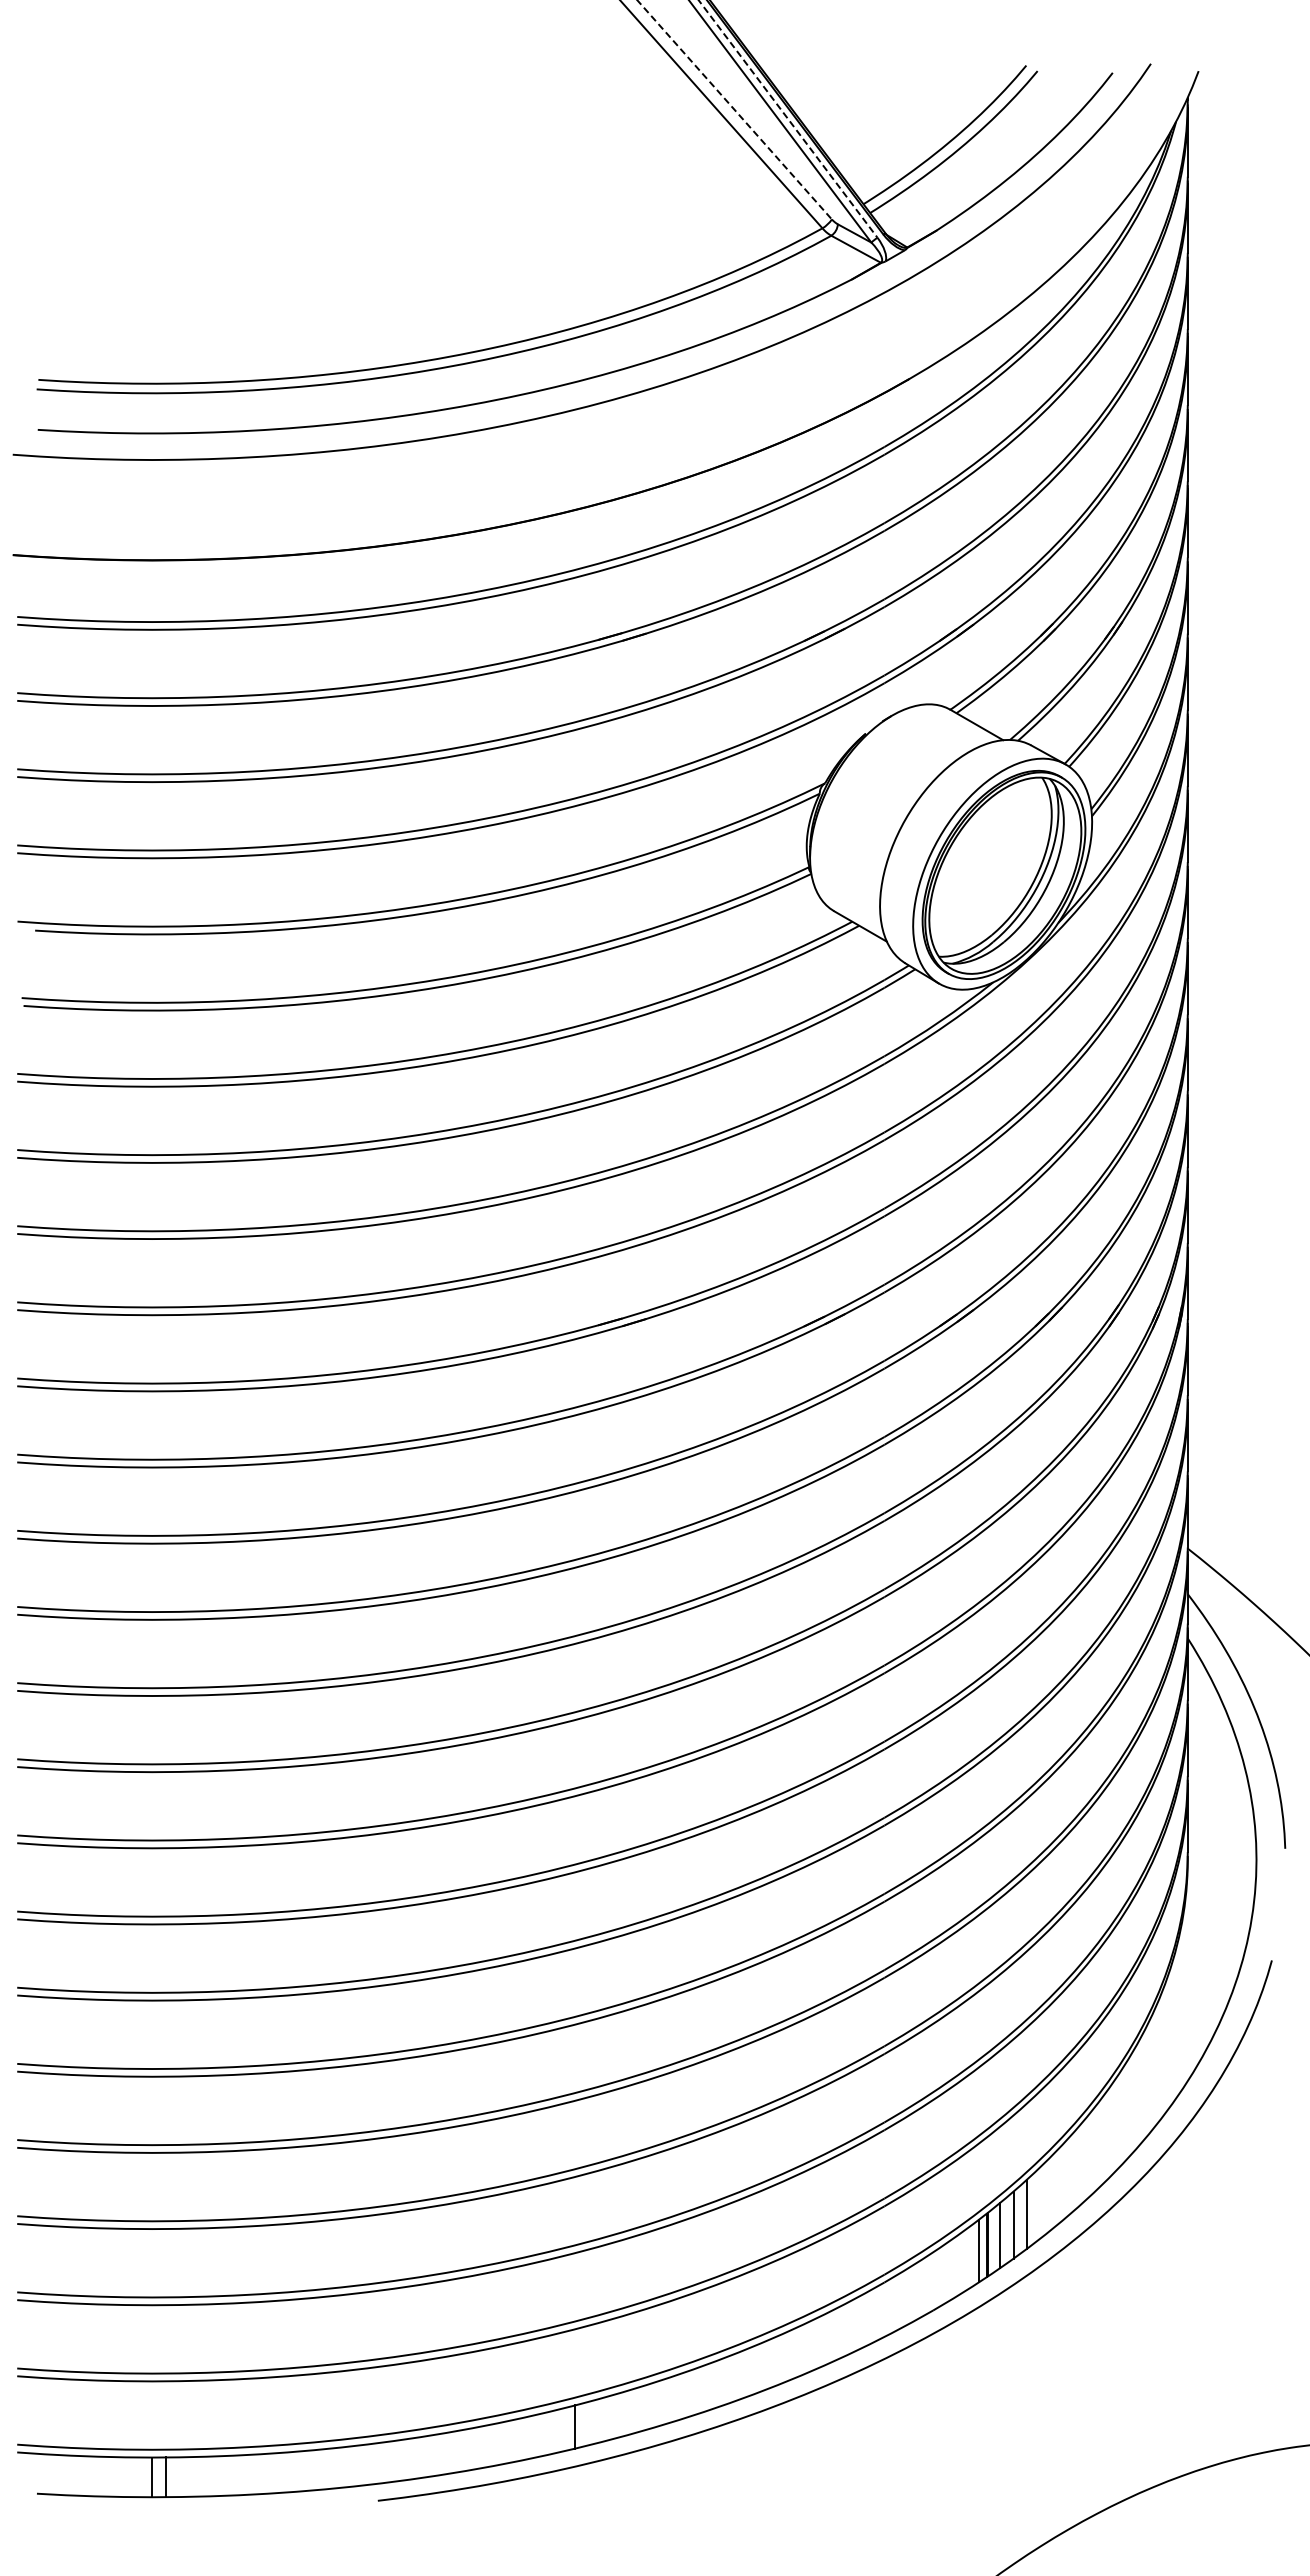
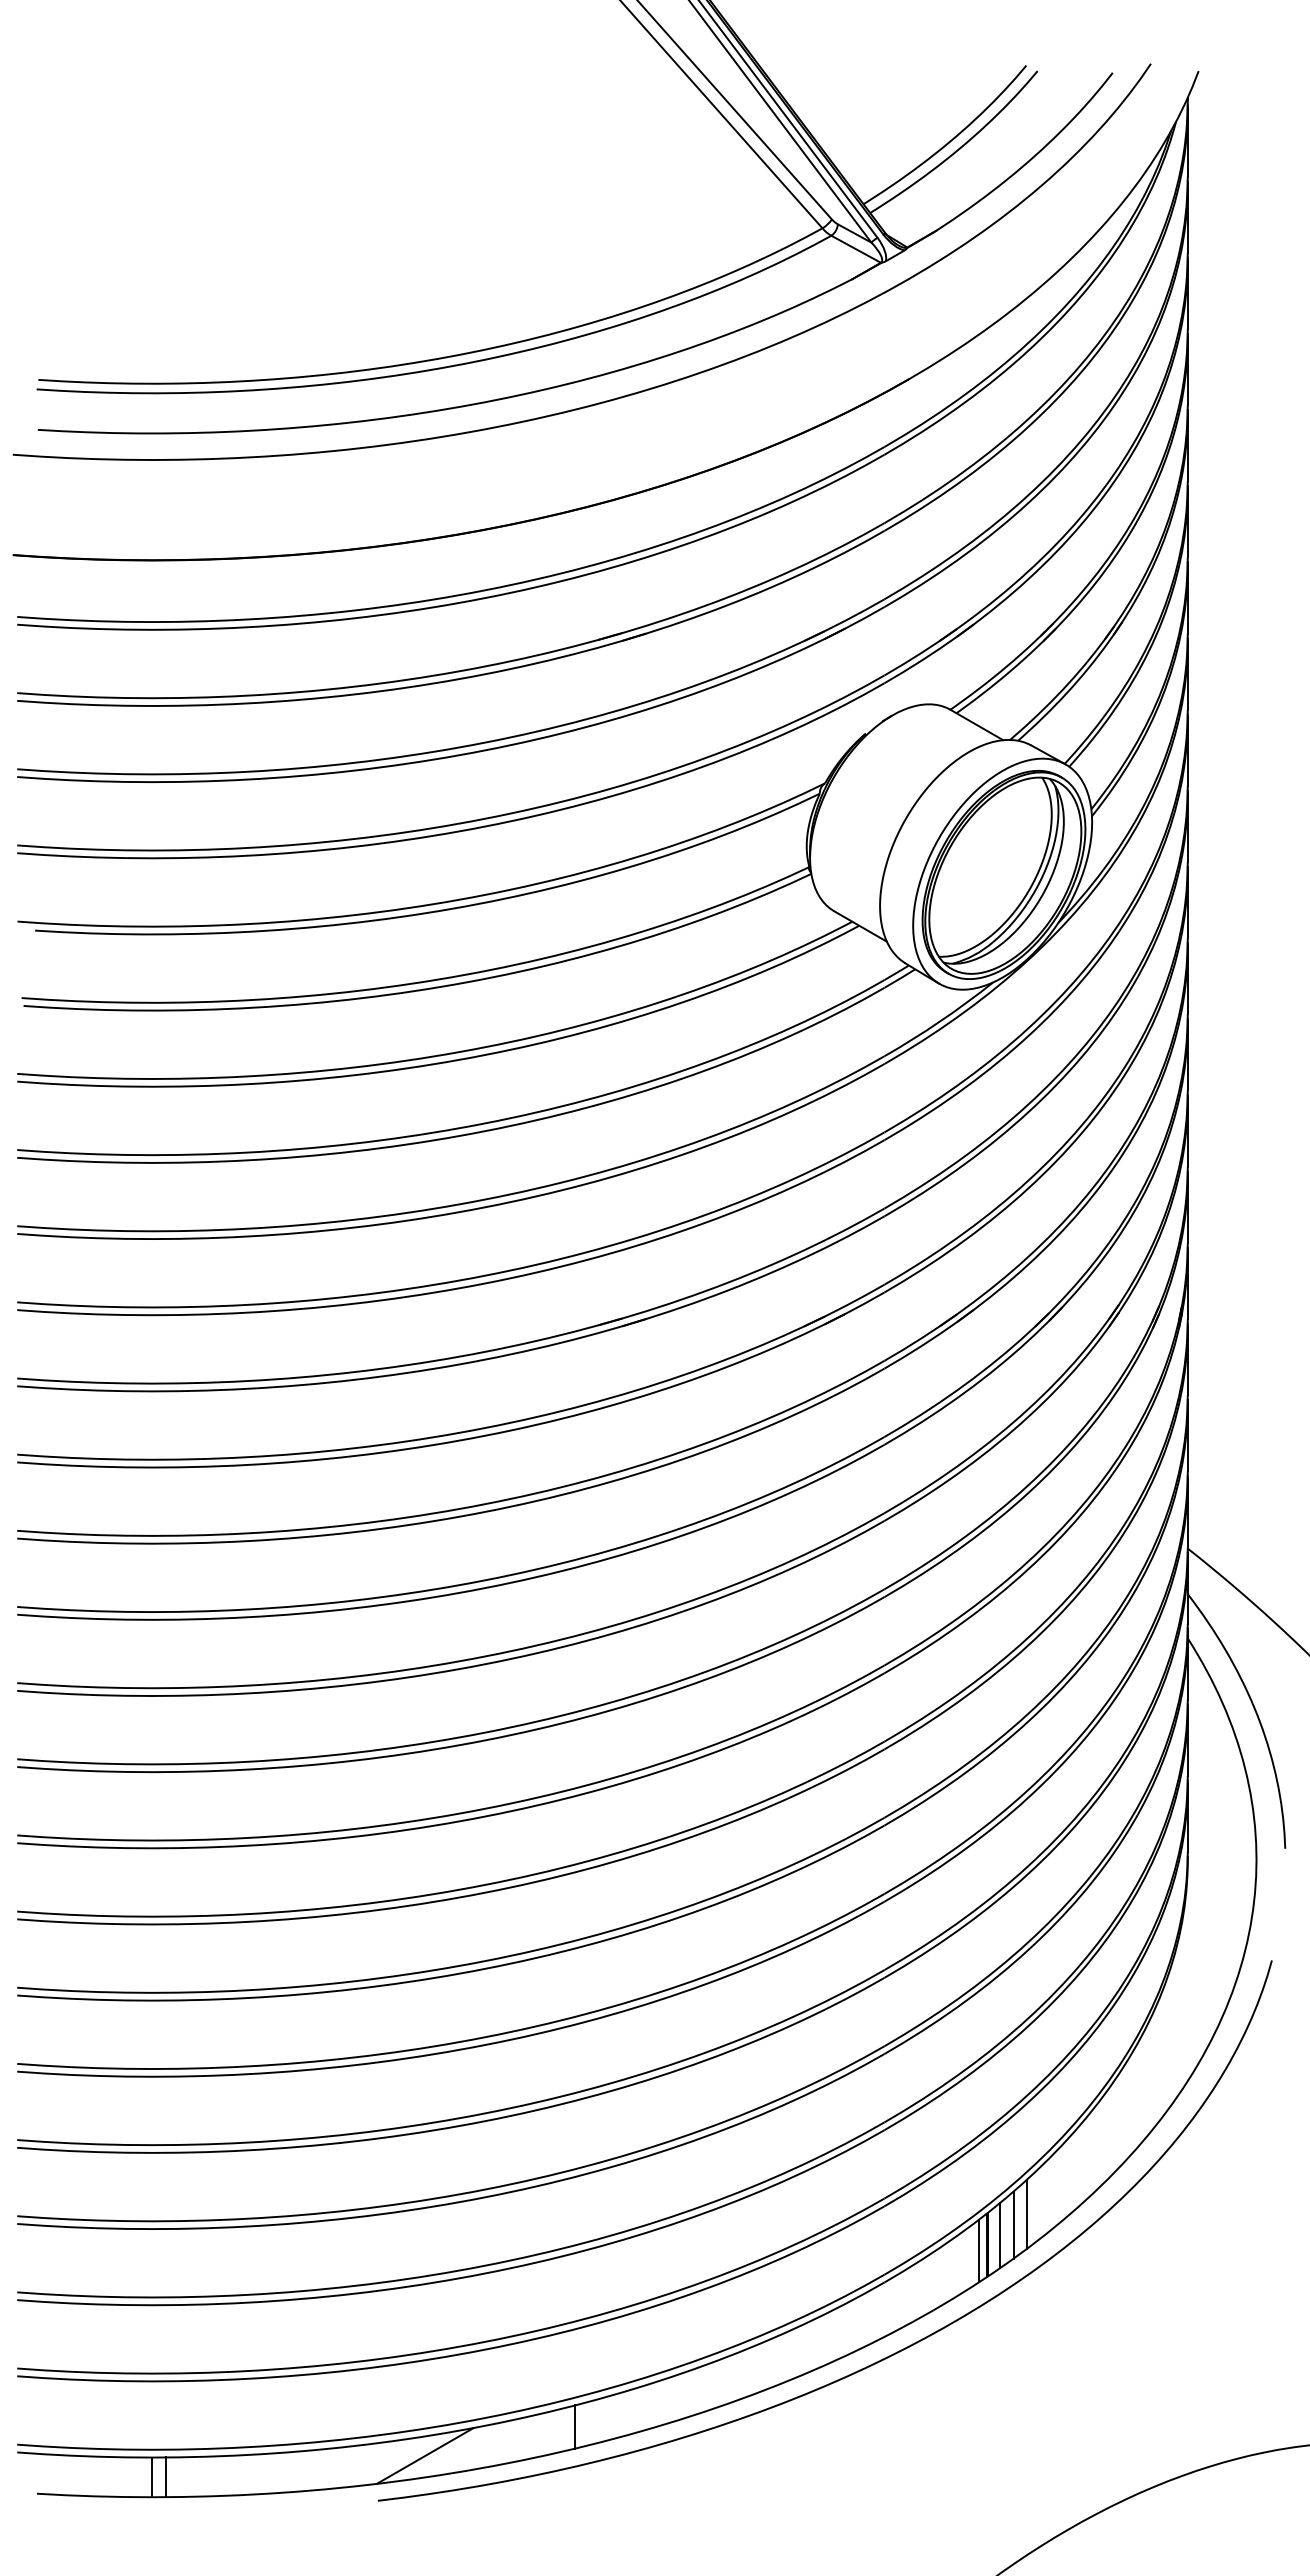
line: dashed -> solid (734, 109)
line: dashed -> solid (788, 119)
line: none -> present (424, 2455)
